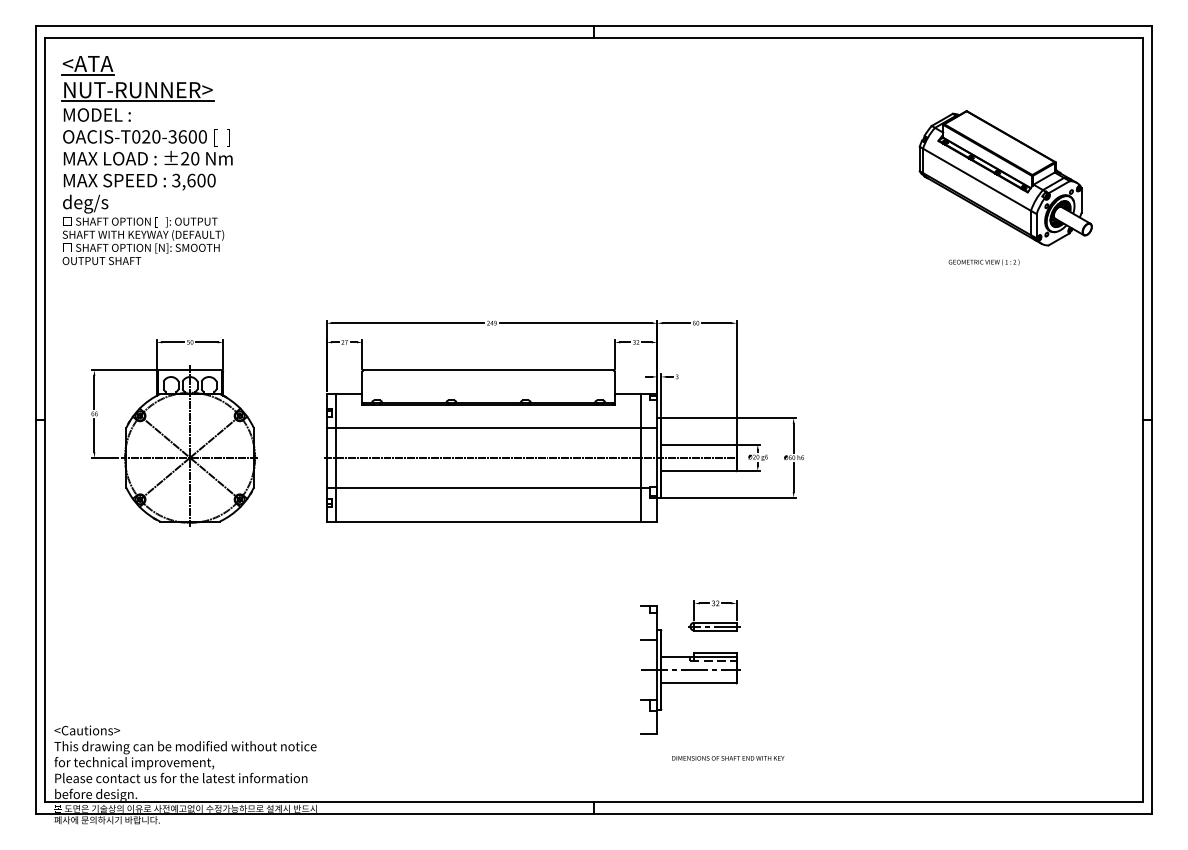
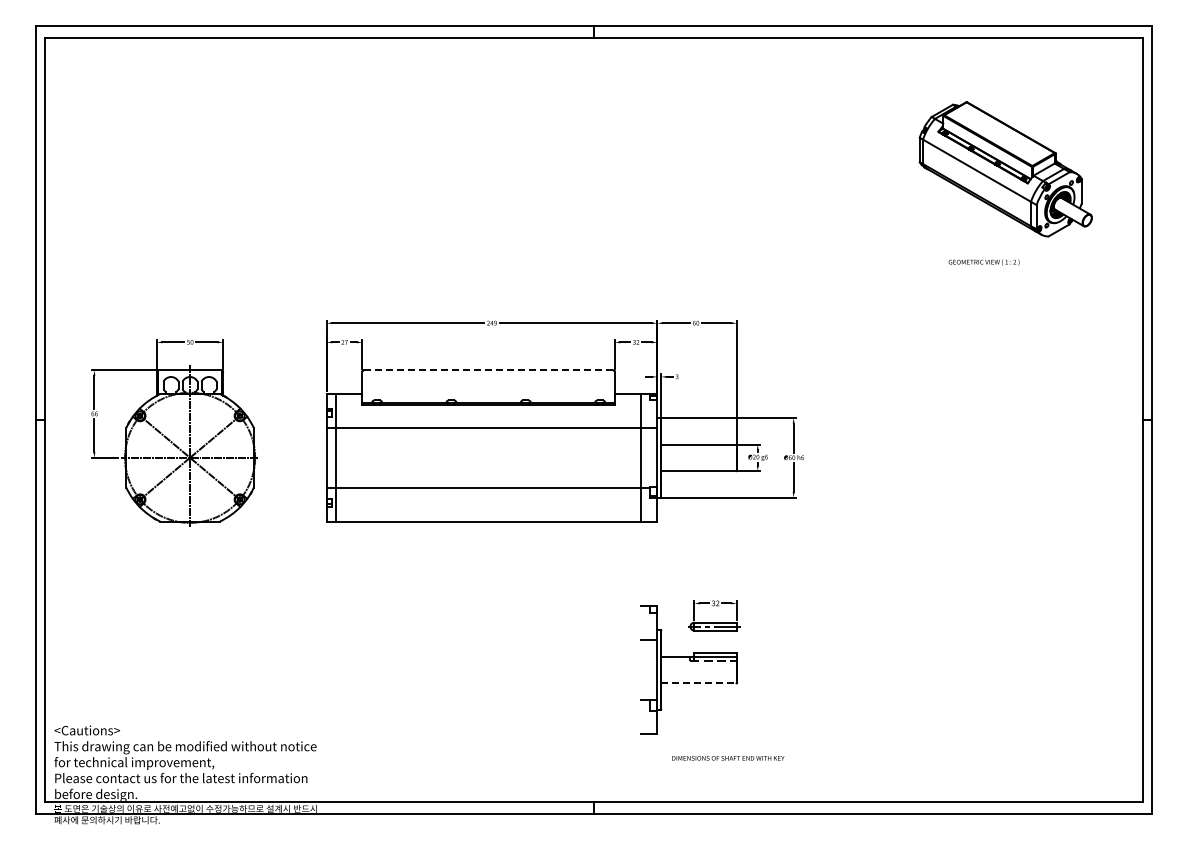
part: present -> none (146, 160)
part position: (1005, 178) -> (1005, 169) (1005, 169)
line: solid -> dashed (488, 370)
line: present -> none (531, 457)
line: present -> none (691, 670)
line: solid -> dashed (698, 683)
